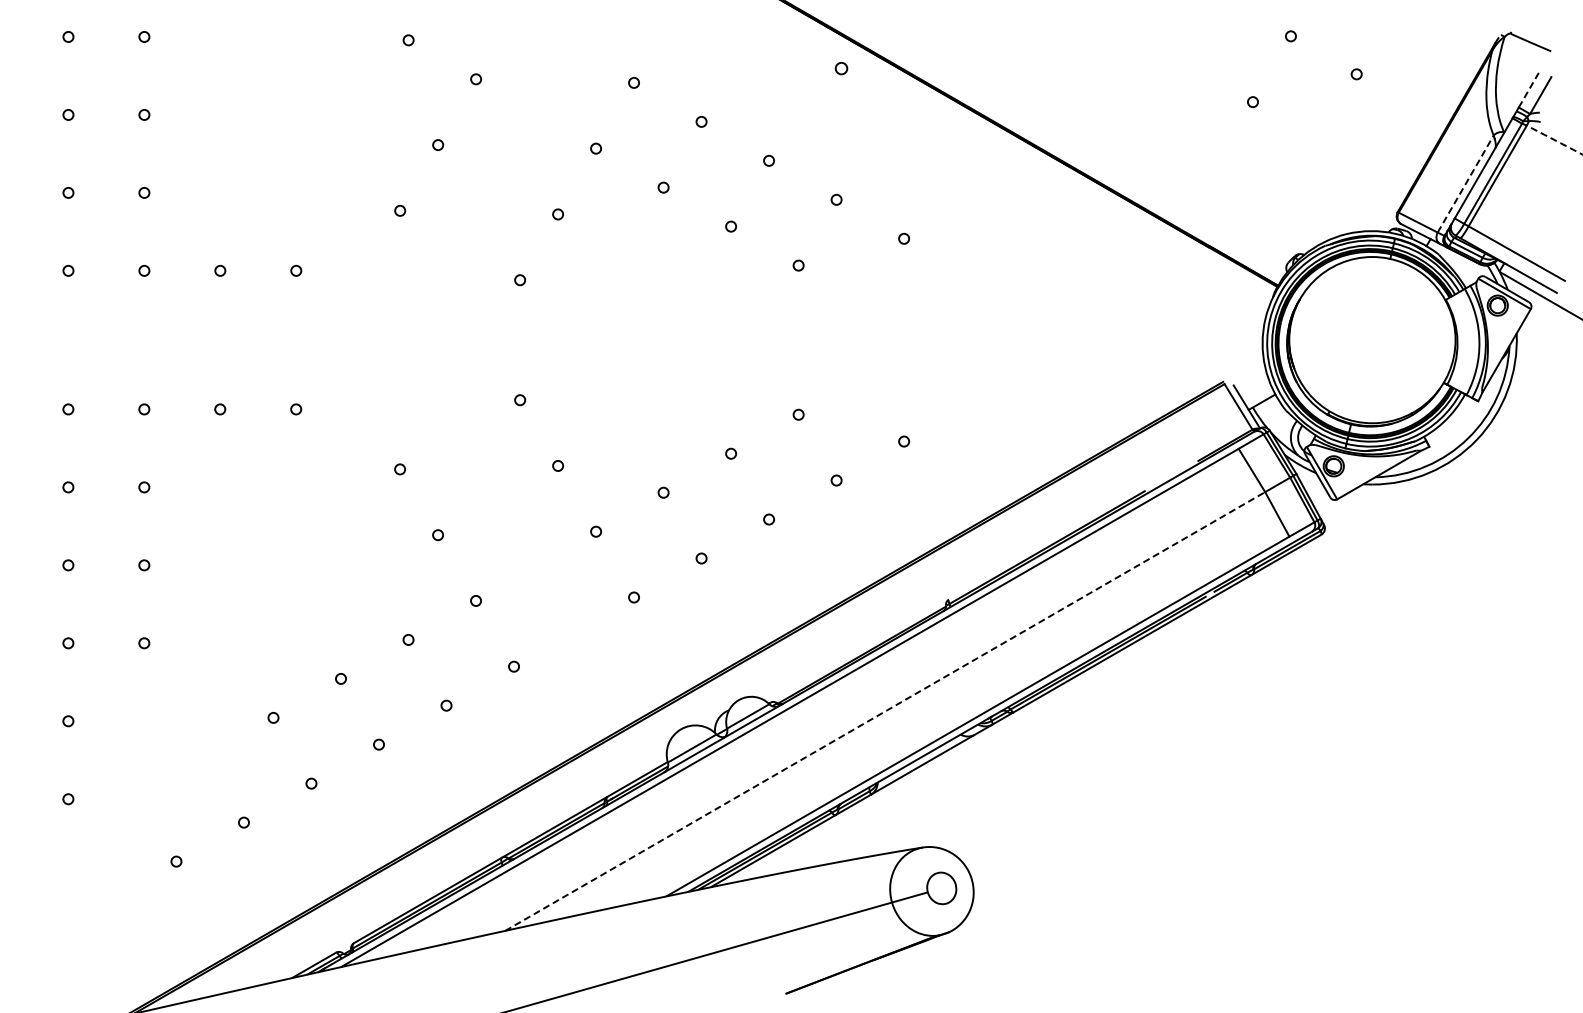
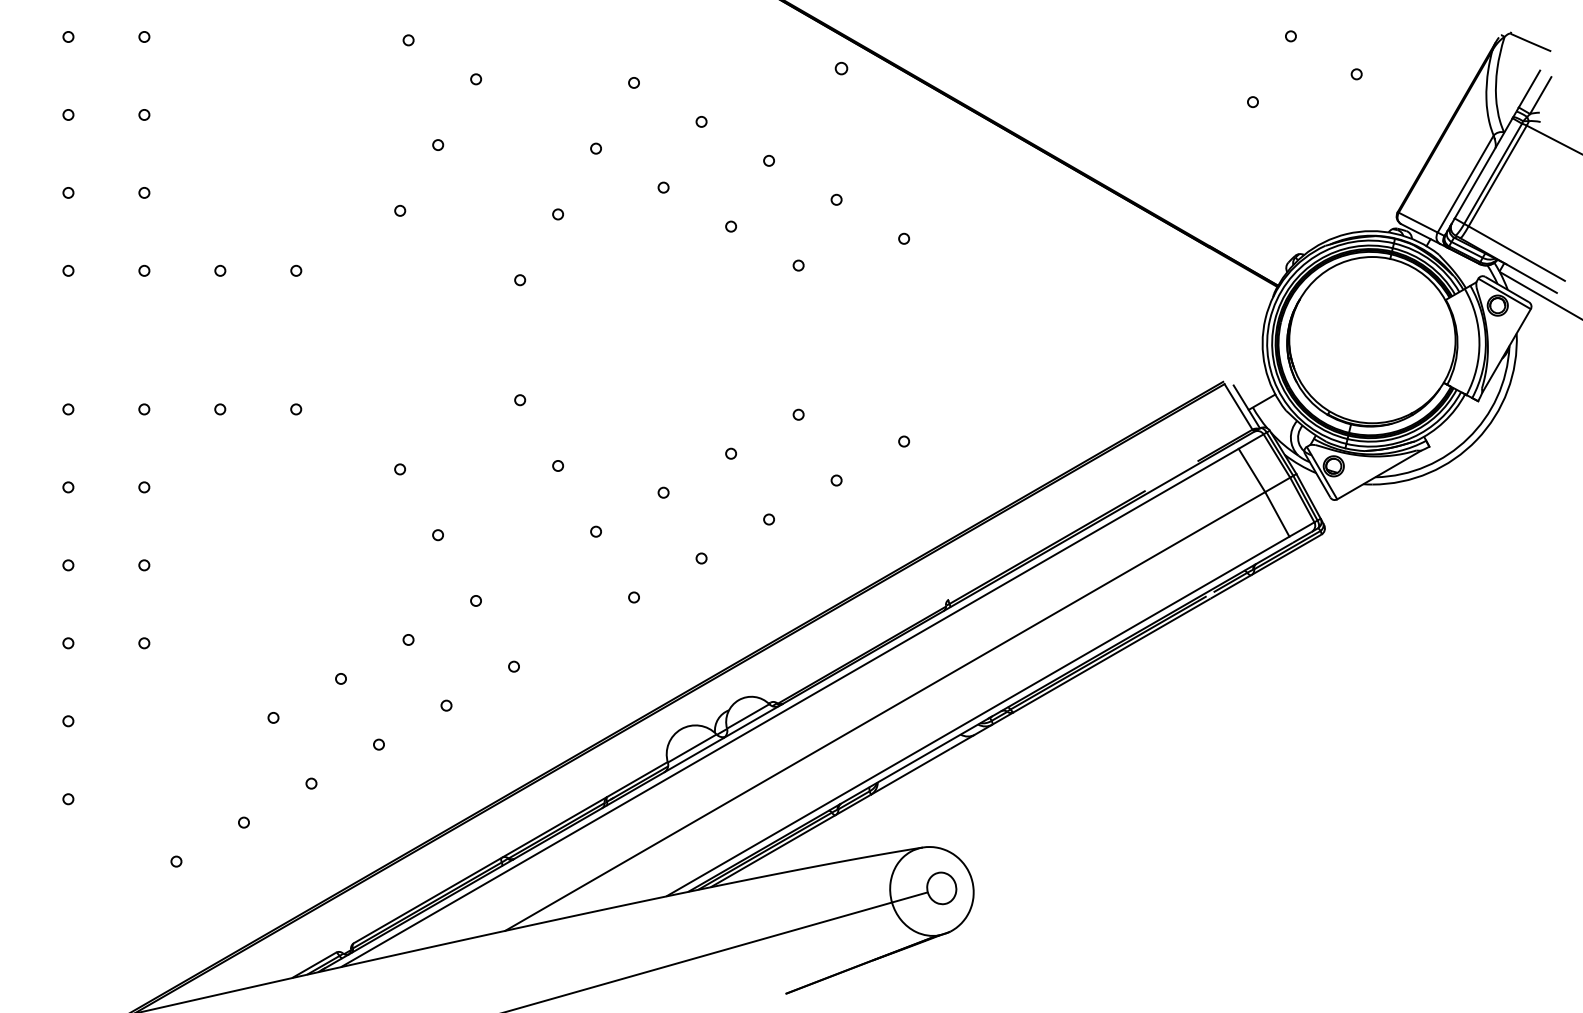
line: dashed -> solid (1529, 88)
line: dashed -> solid (1554, 139)
line: dashed -> solid (1465, 183)
line: dashed -> solid (885, 711)
